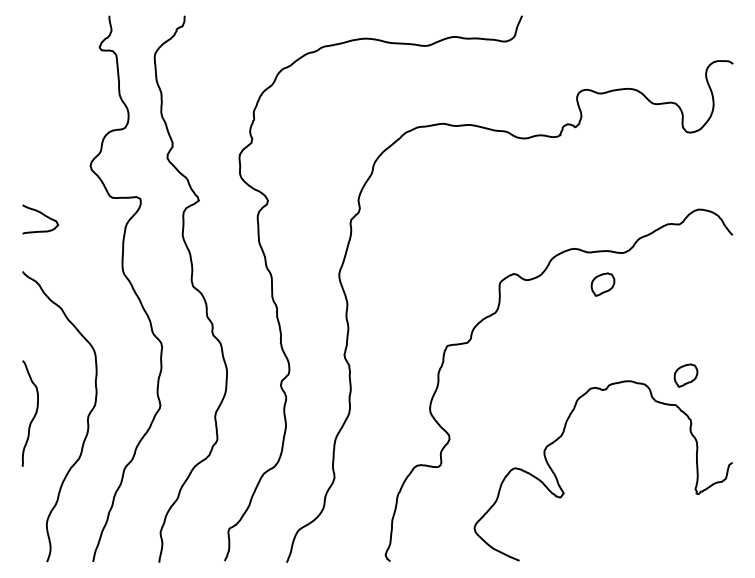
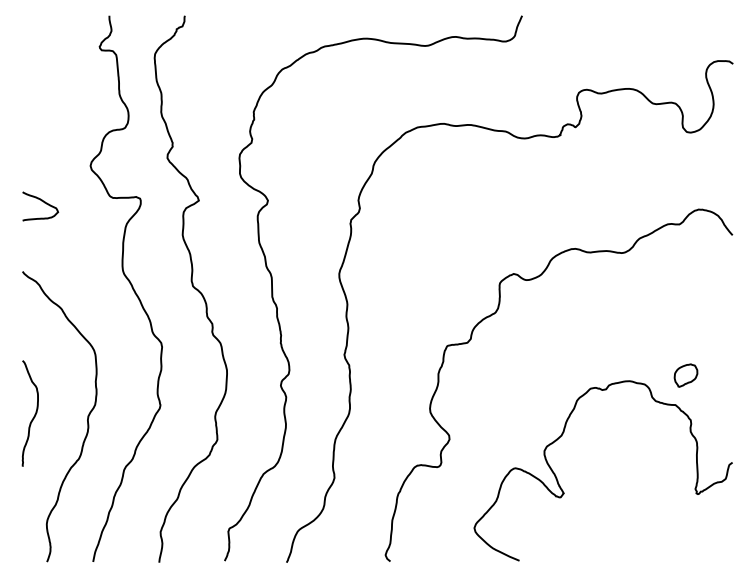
curve position: (43, 215) -> (43, 202) (43, 202)
part: present -> none (602, 284)
